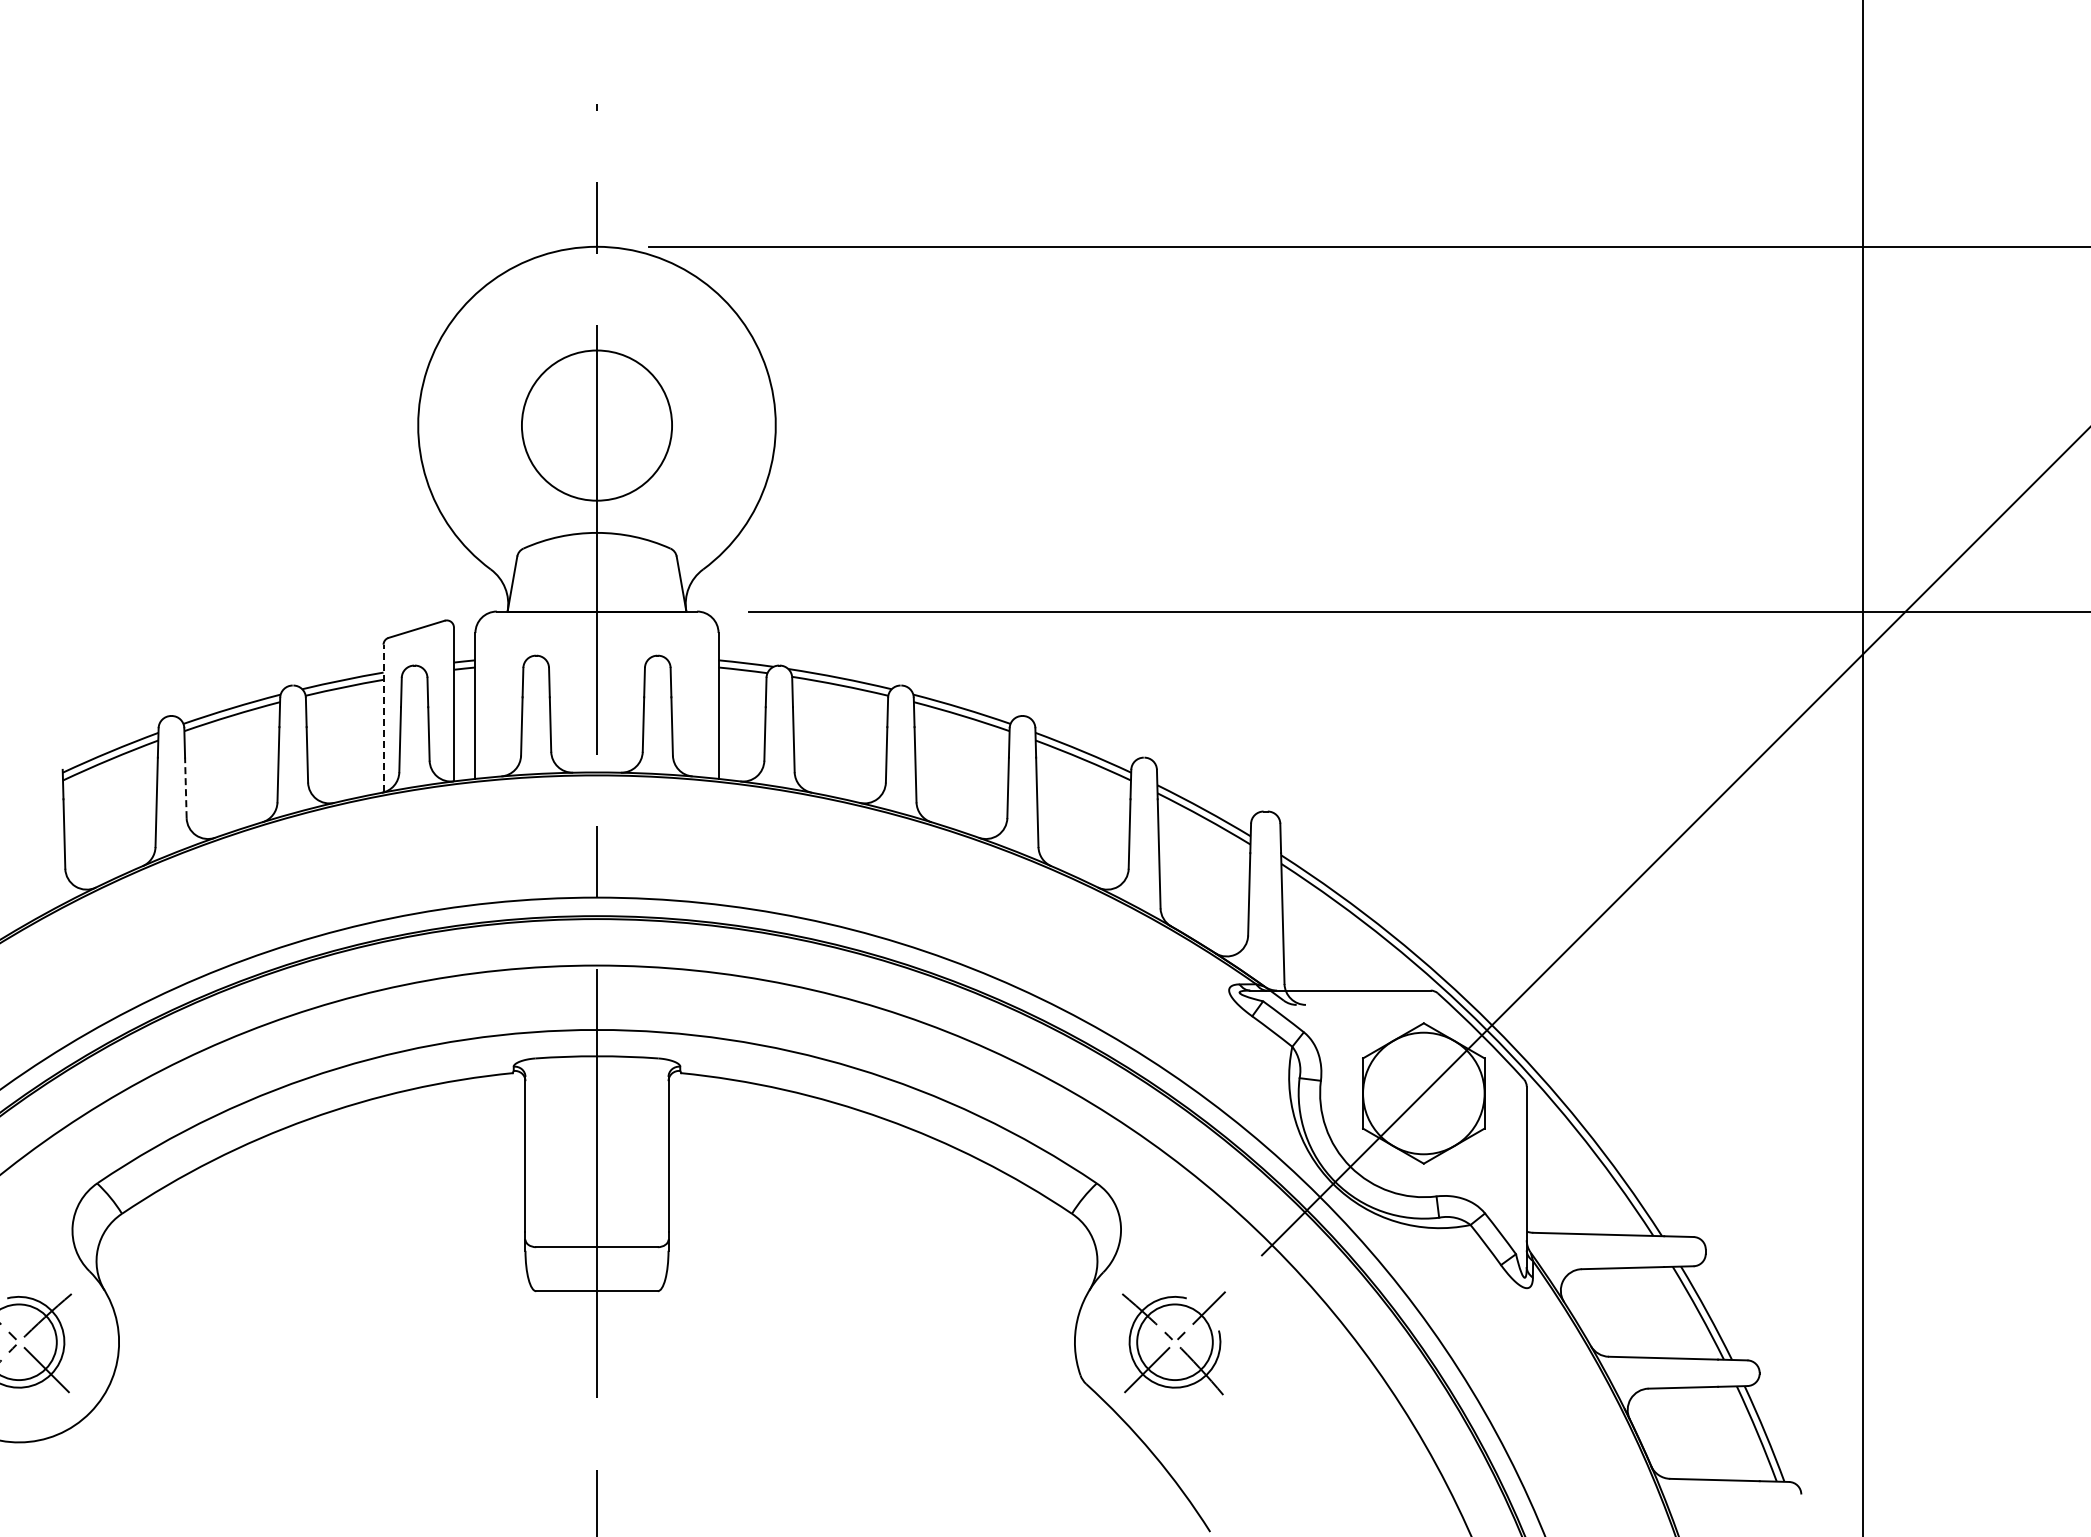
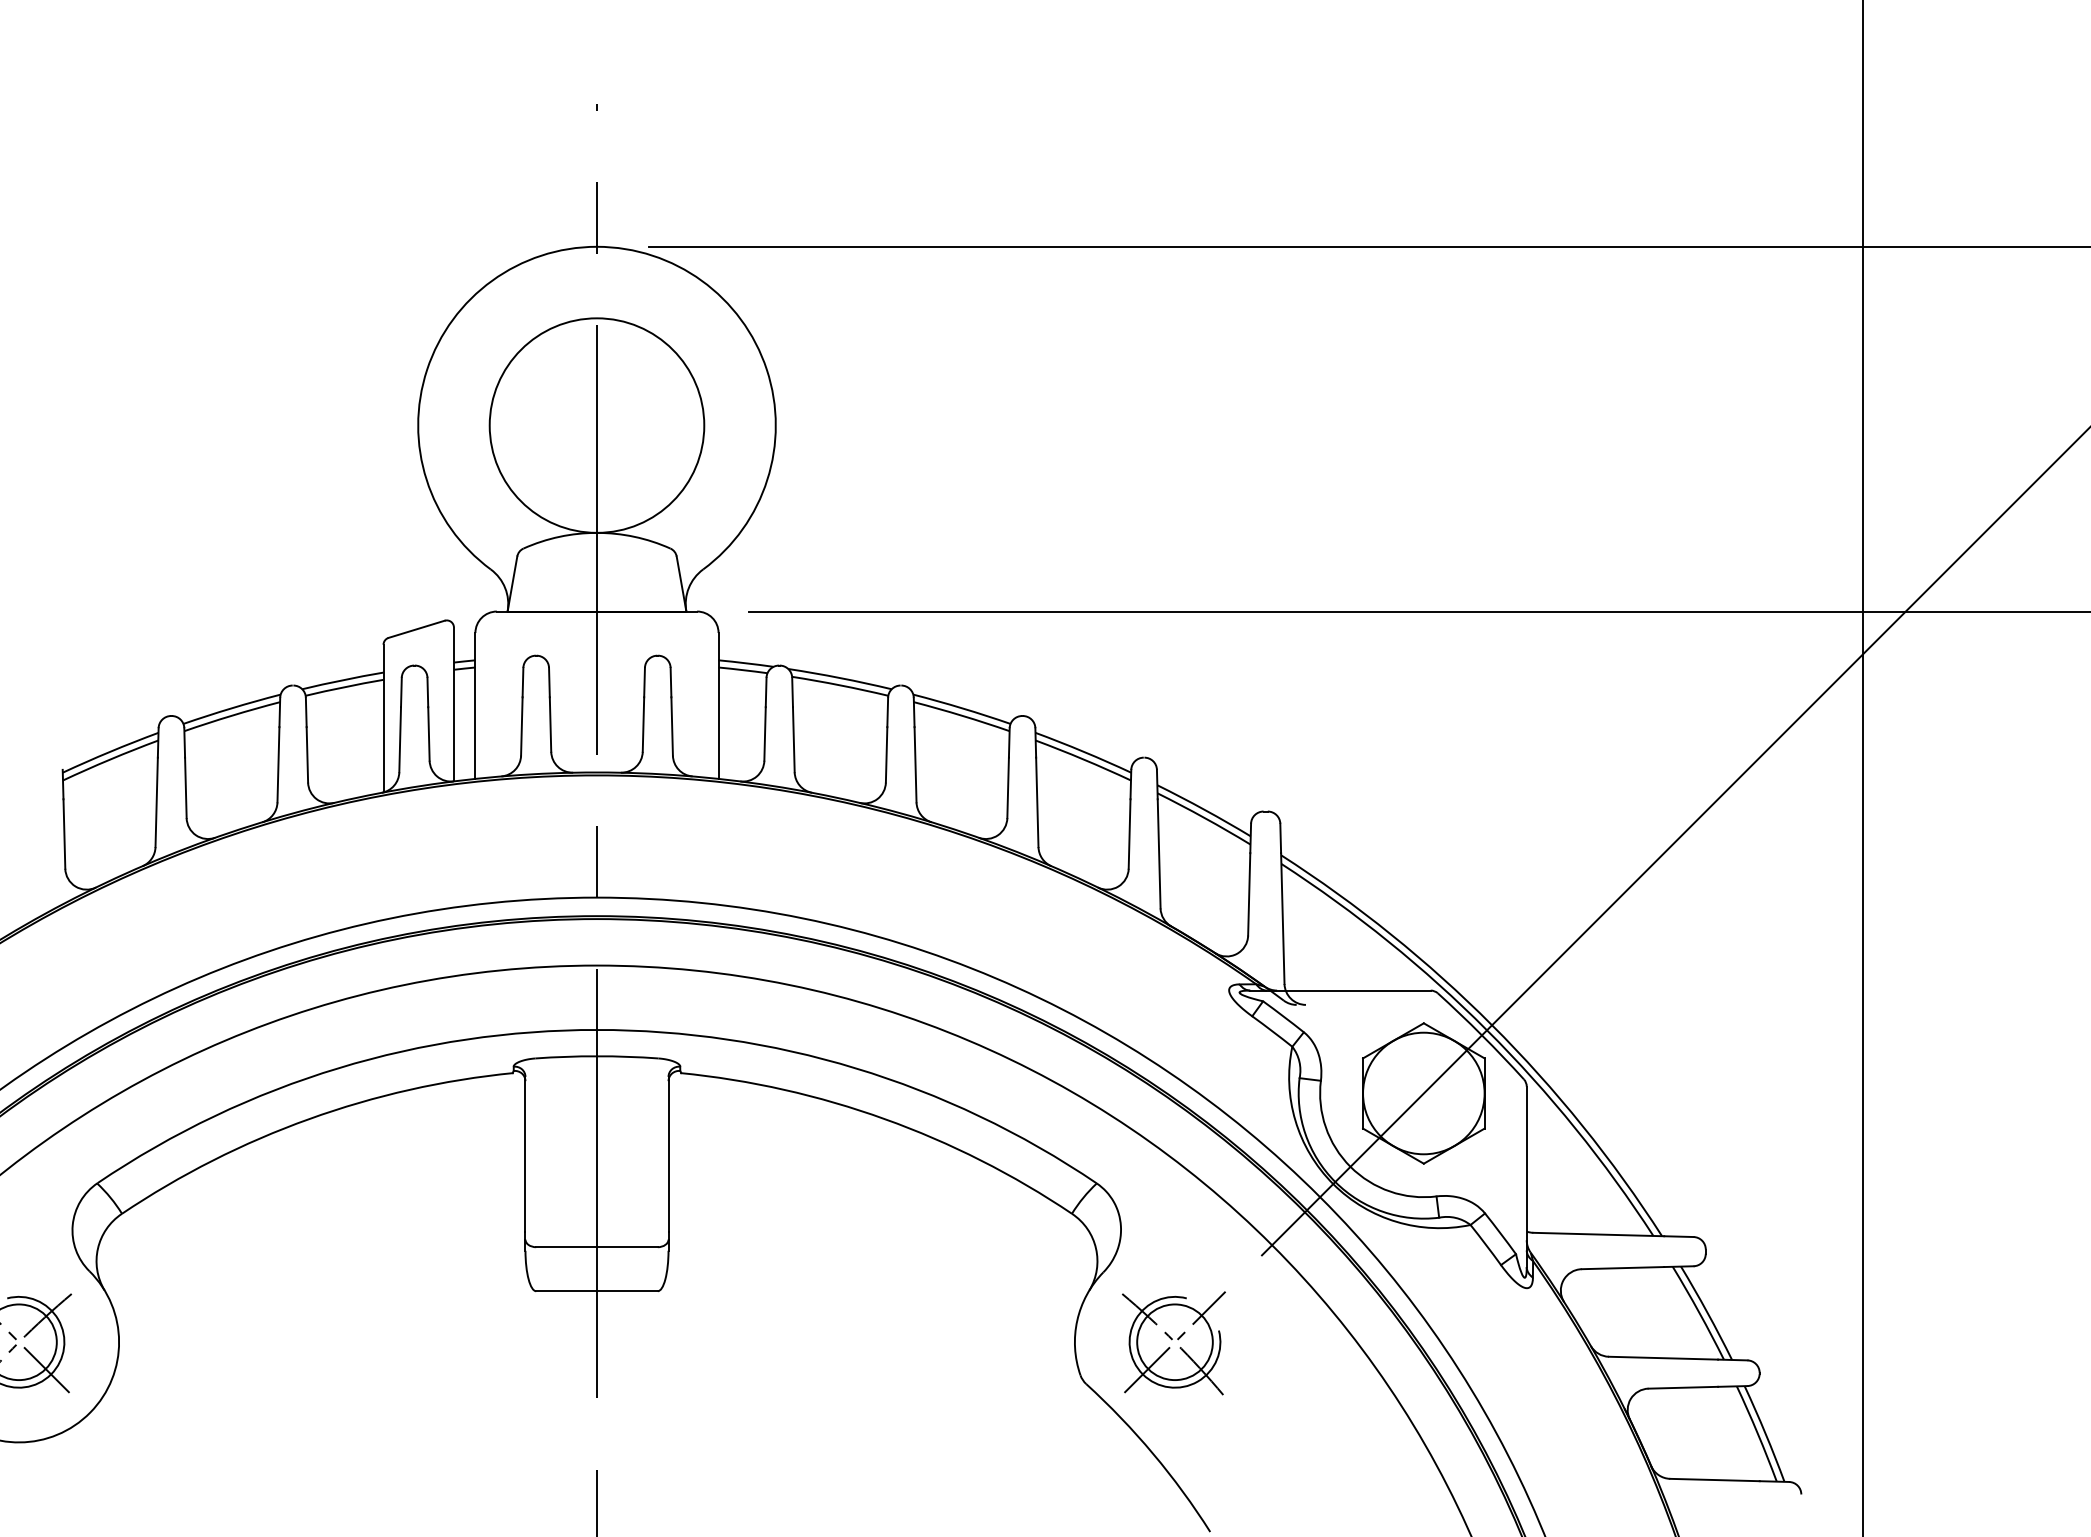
circle diameter: 150 px -> 215 px (596, 425)
line: dashed -> solid (383, 718)
line: dashed -> solid (185, 787)
